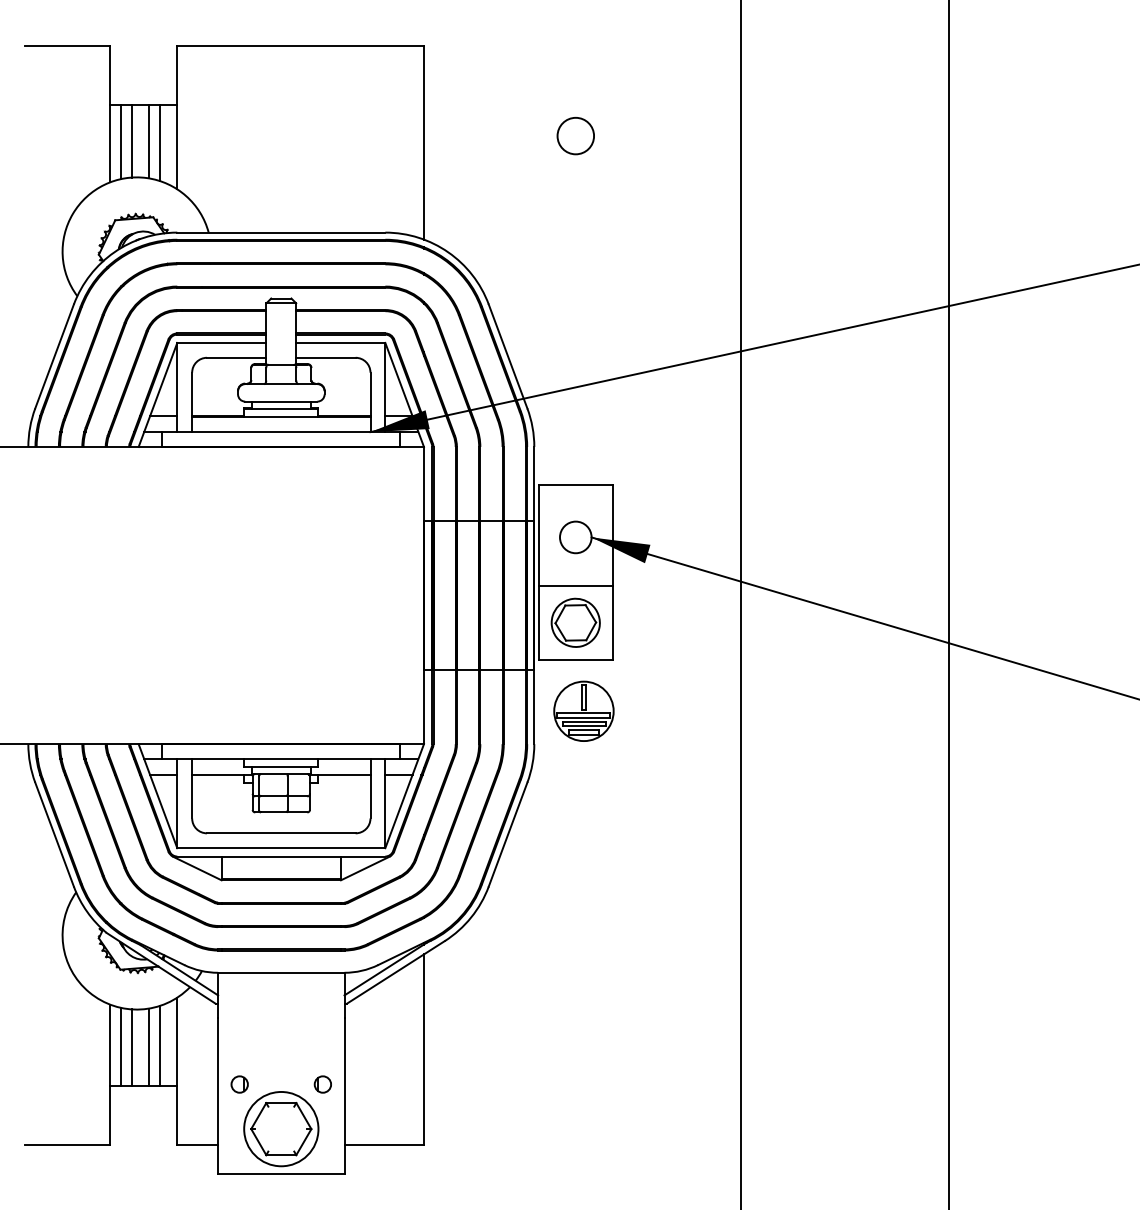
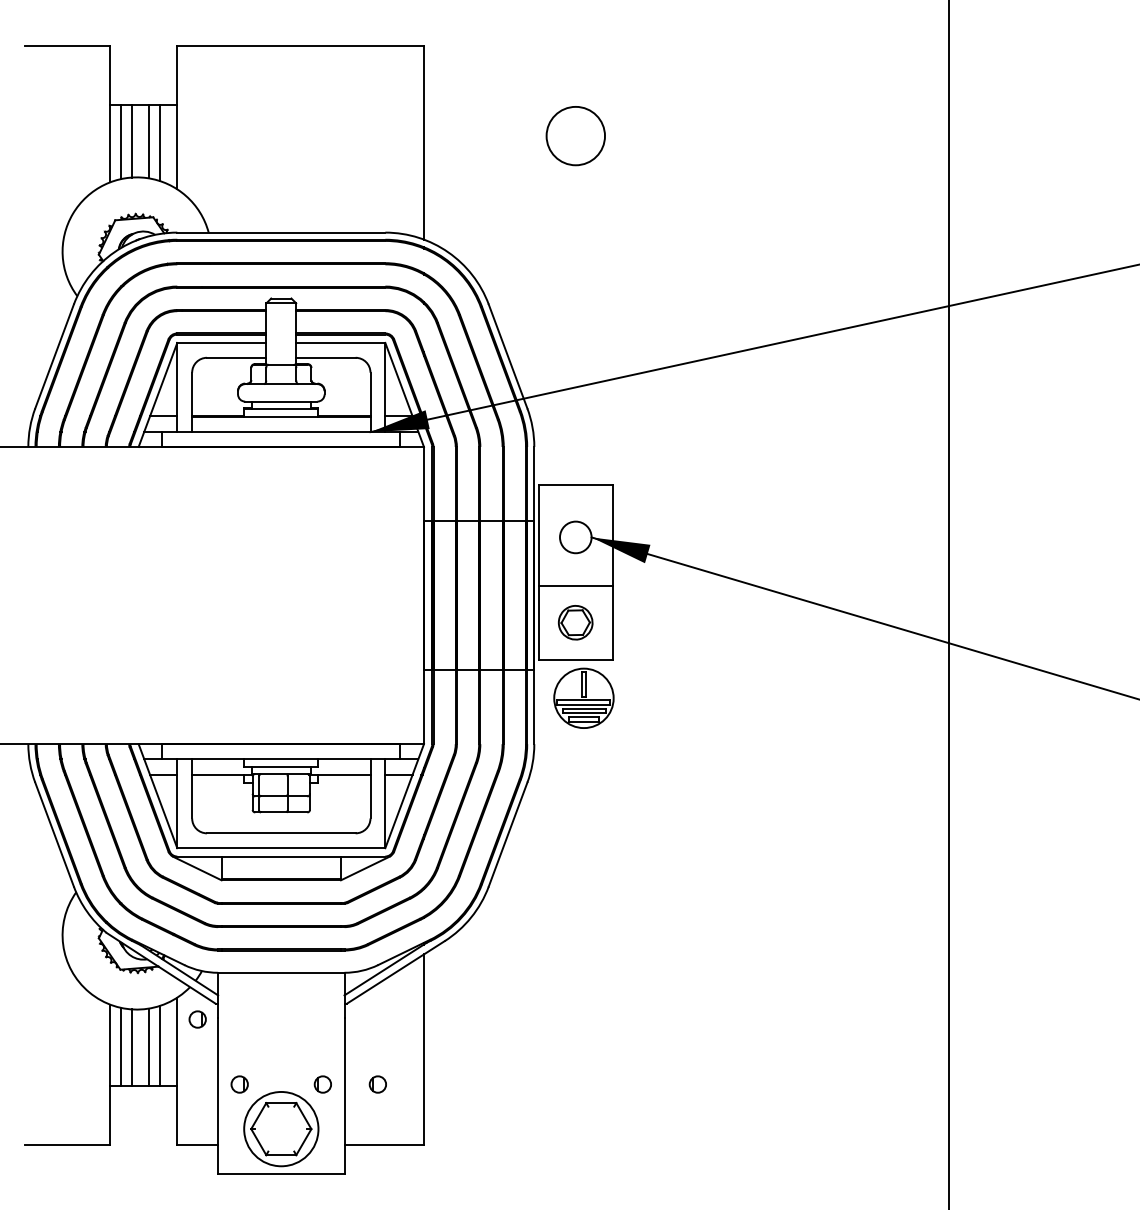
circle diameter: 36 px -> 58 px (575, 135)
line: present -> none (740, 604)
part size: 51x51 px -> 36x36 px (575, 622)
part position: (583, 710) -> (583, 697) (583, 697)
part: none -> present (197, 1019)
part: none -> present (377, 1084)
